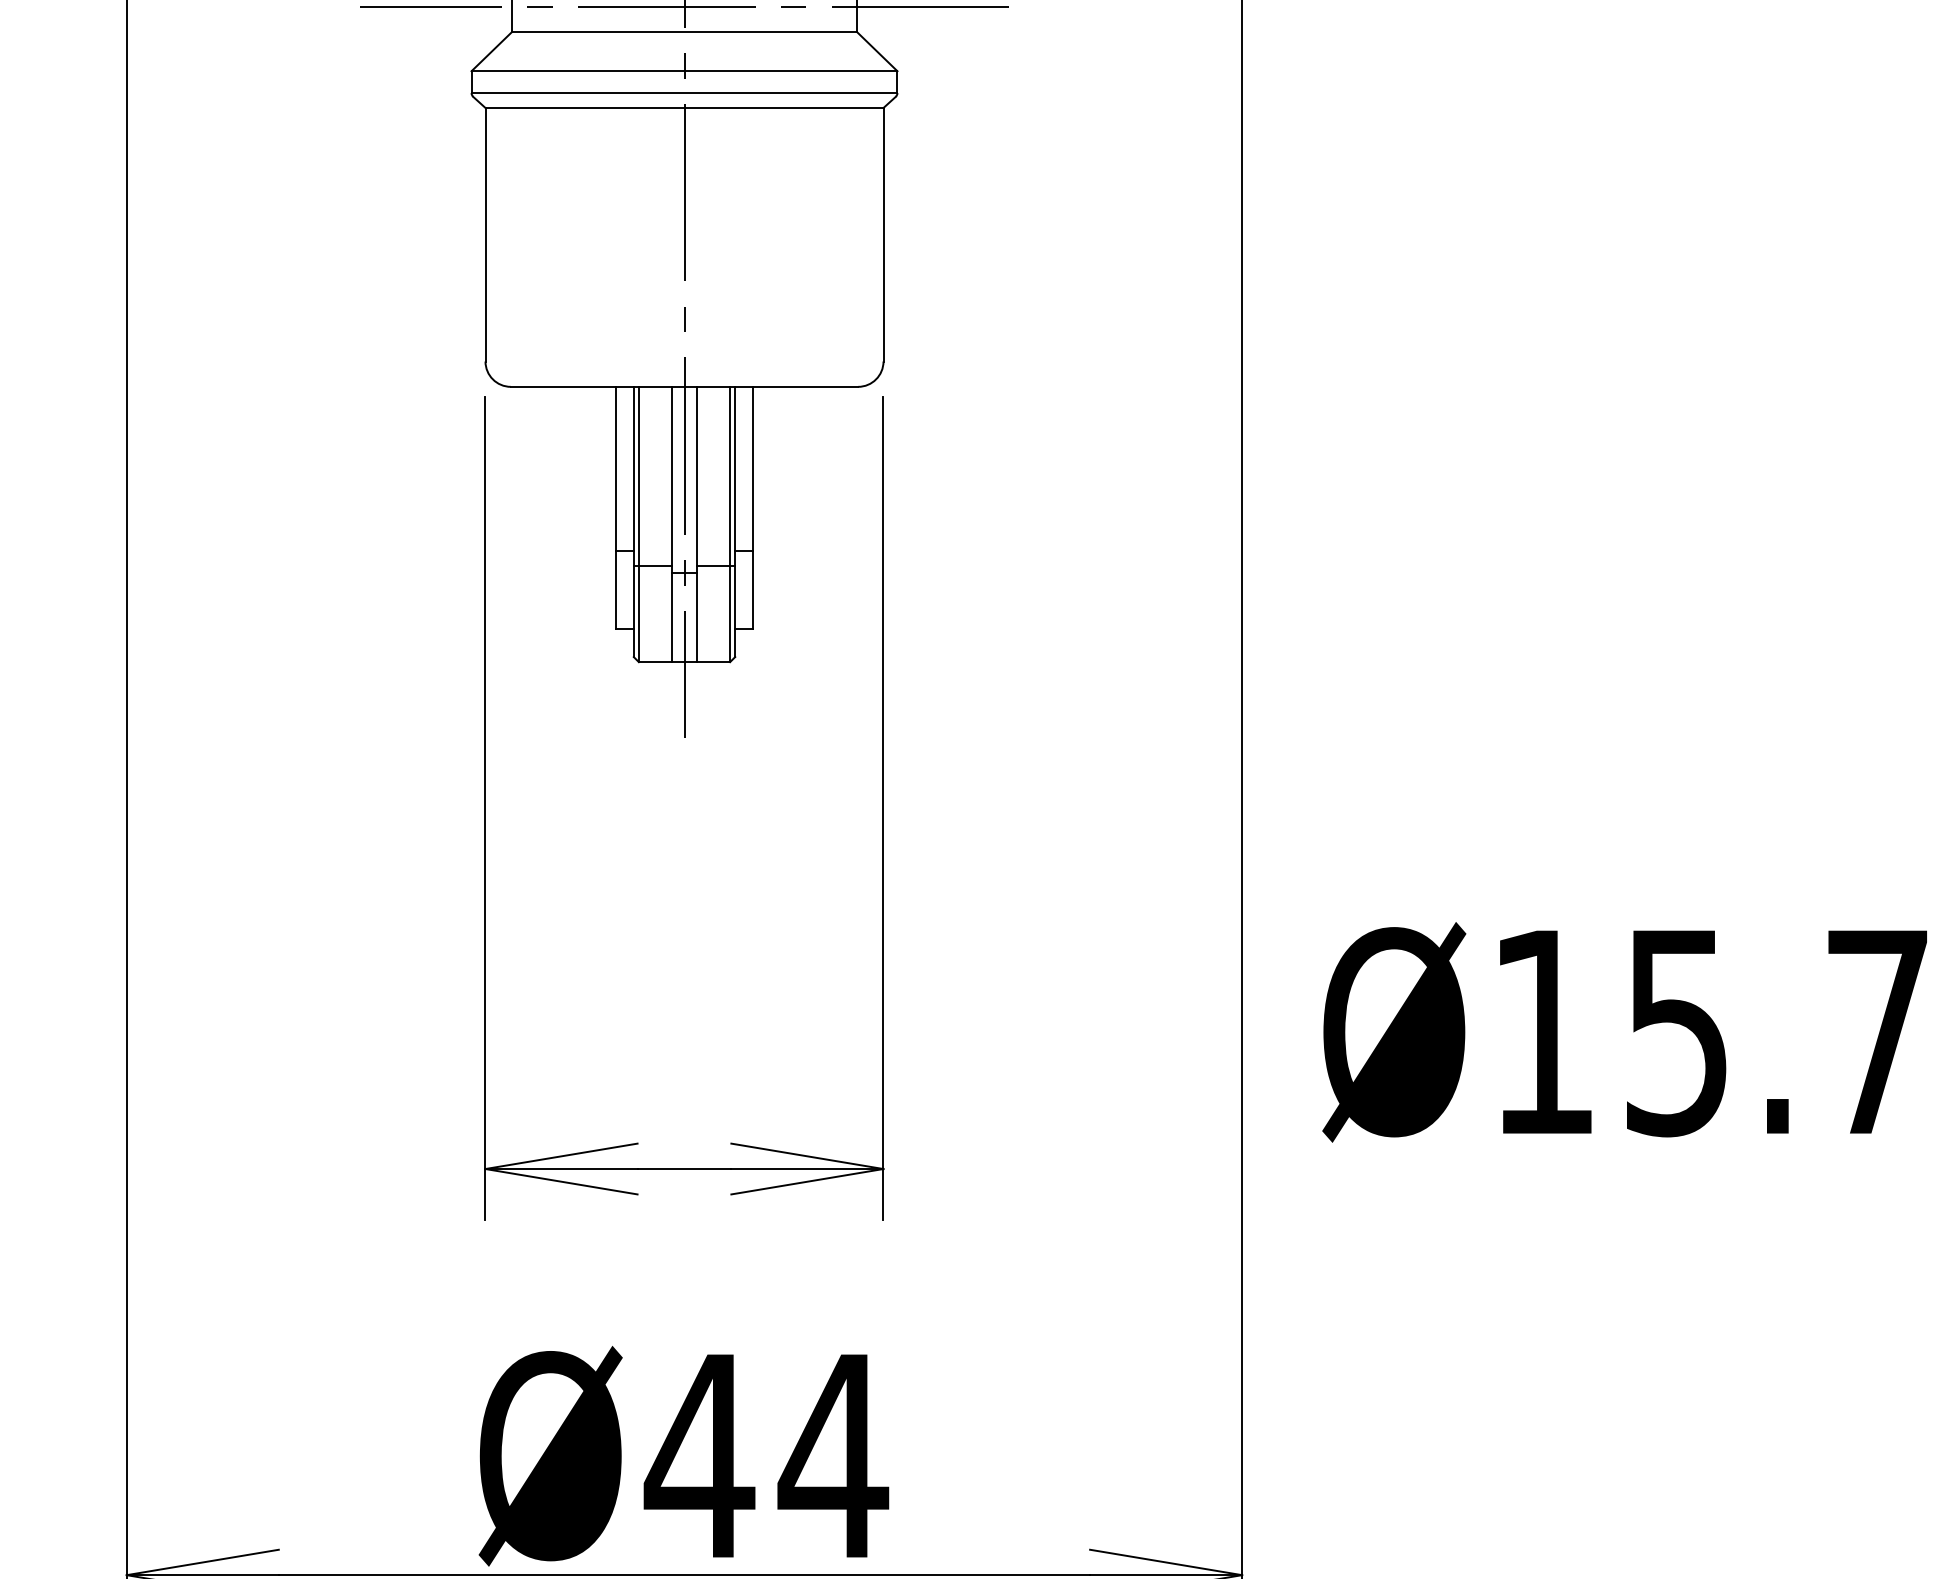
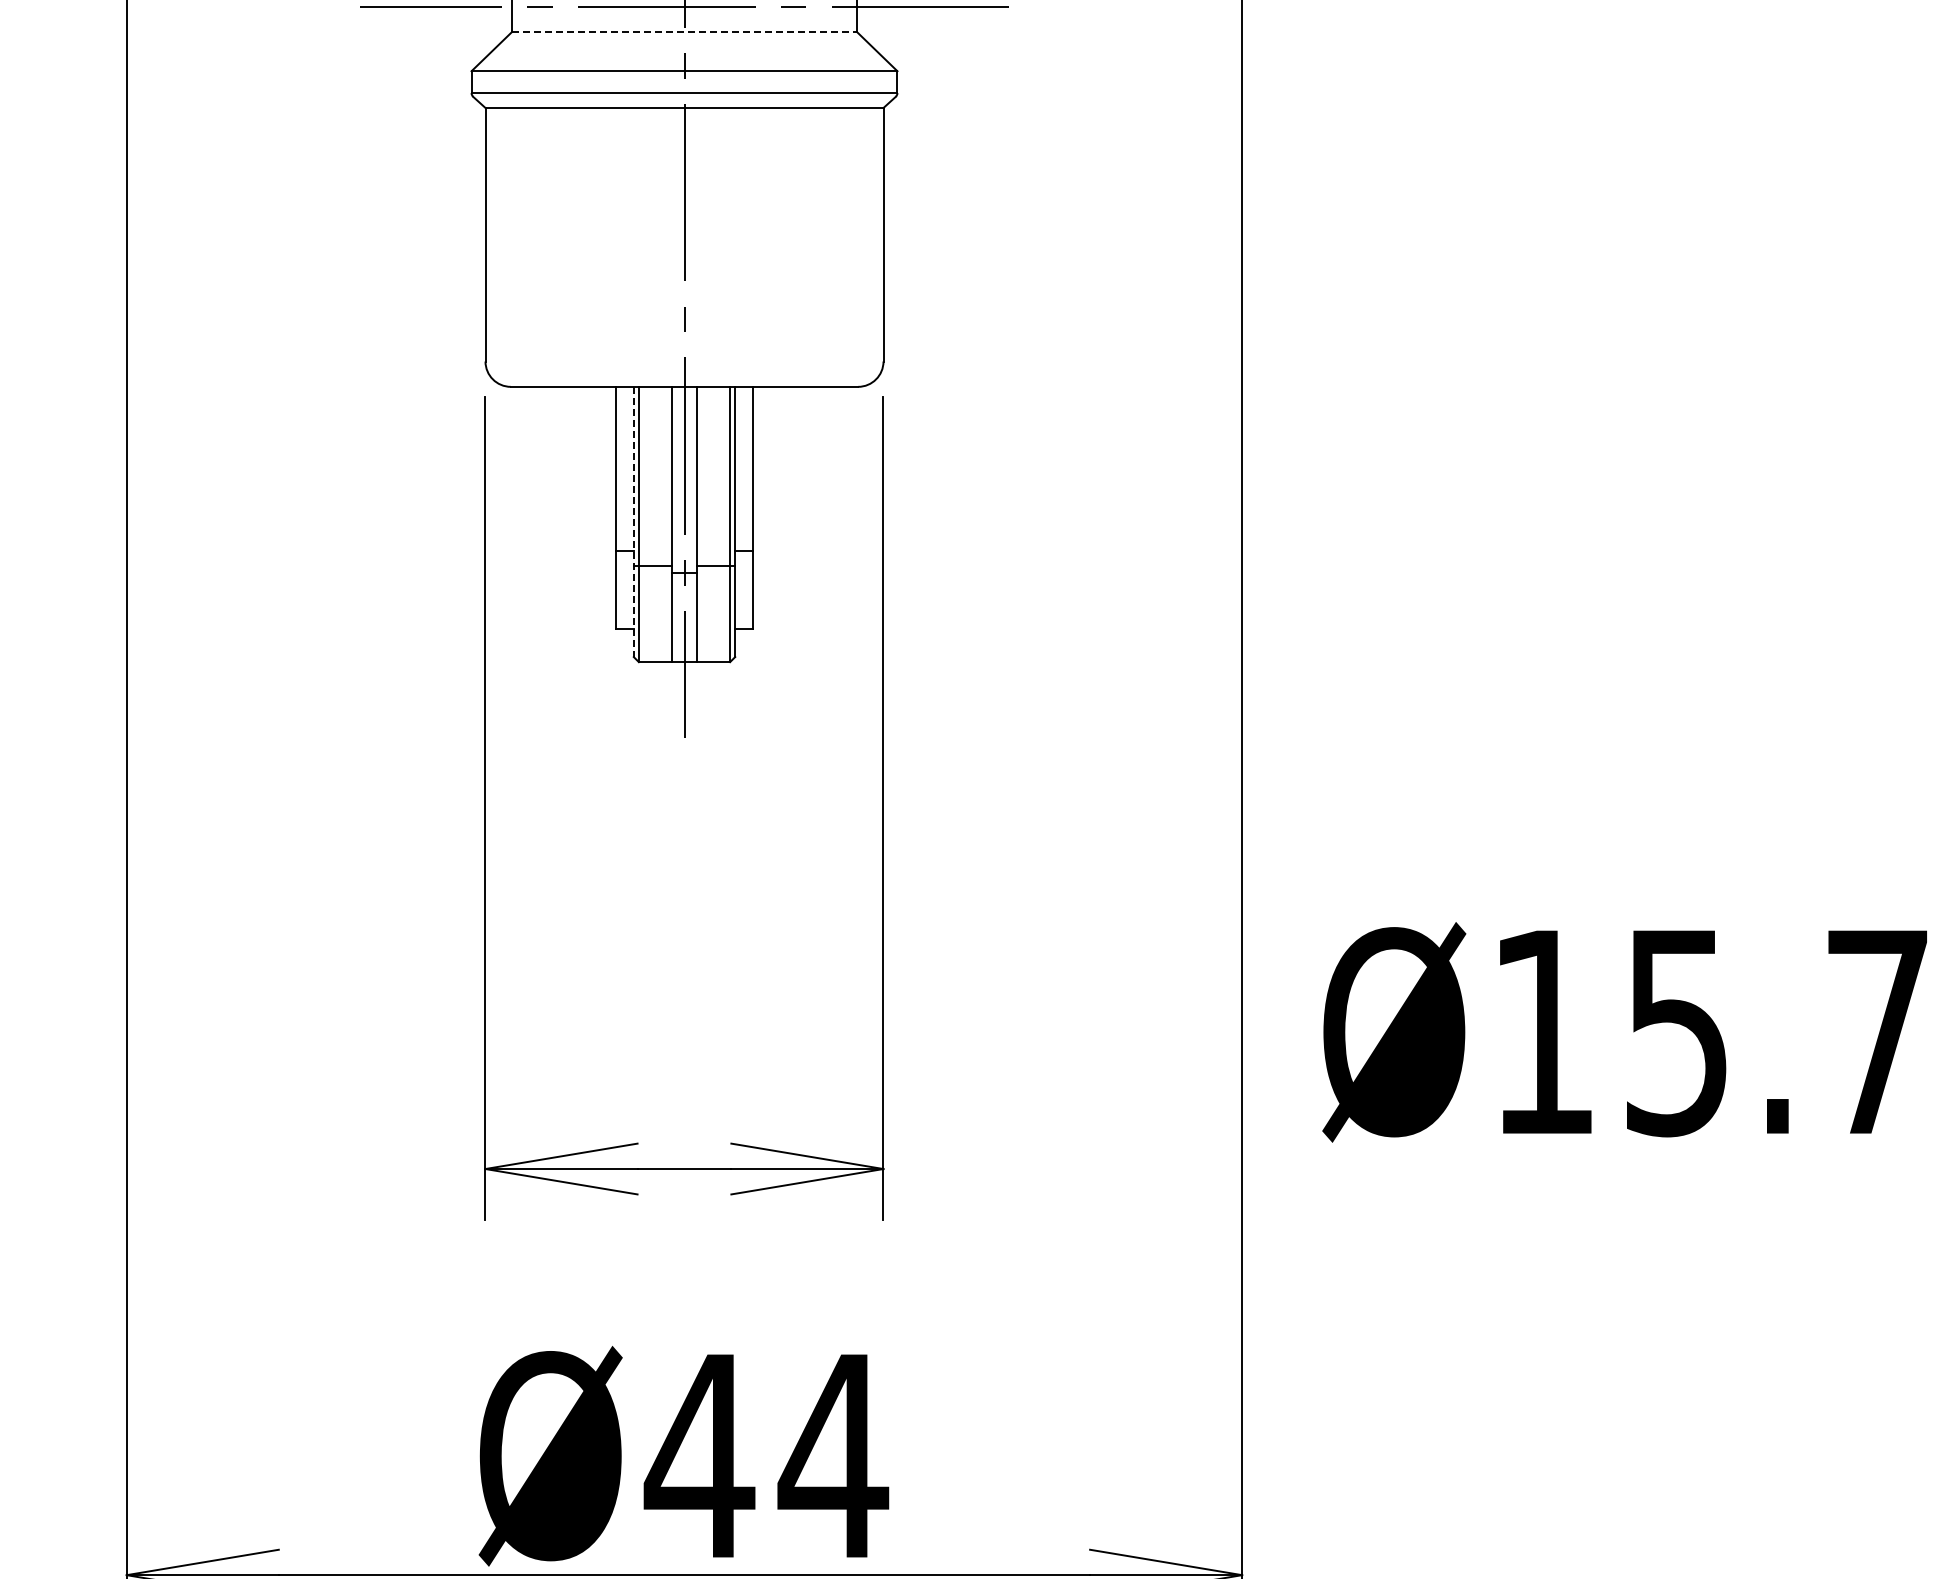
line: solid -> dashed (685, 31)
line: solid -> dashed (633, 522)
